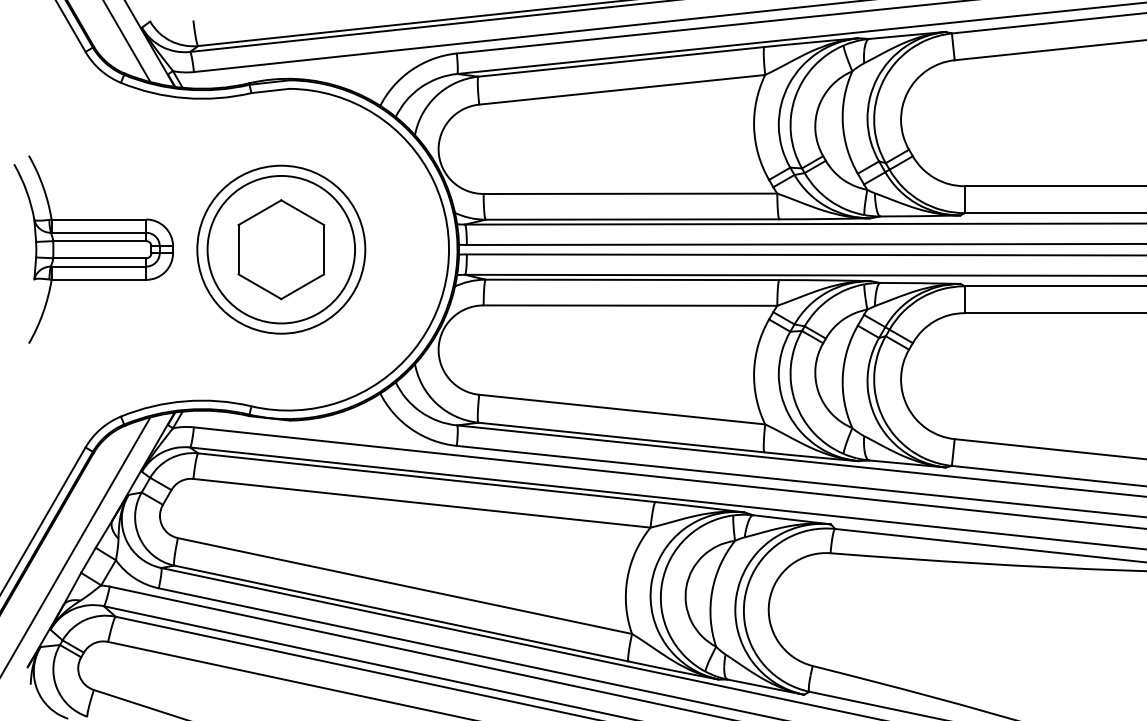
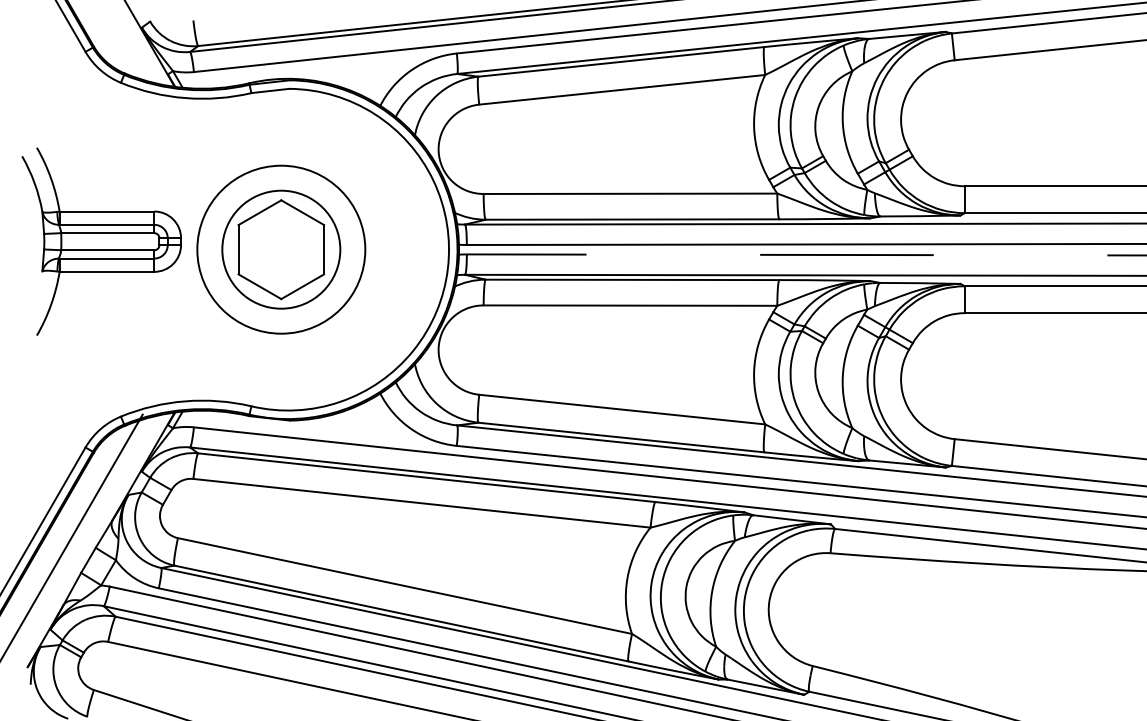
line: present -> none (126, 41)
part position: (93, 249) -> (101, 241) (101, 241)
circle diameter: 147 px -> 118 px (281, 249)
line: solid -> dashed (806, 254)
line position: (75, 546) -> (72, 535) (72, 535)
